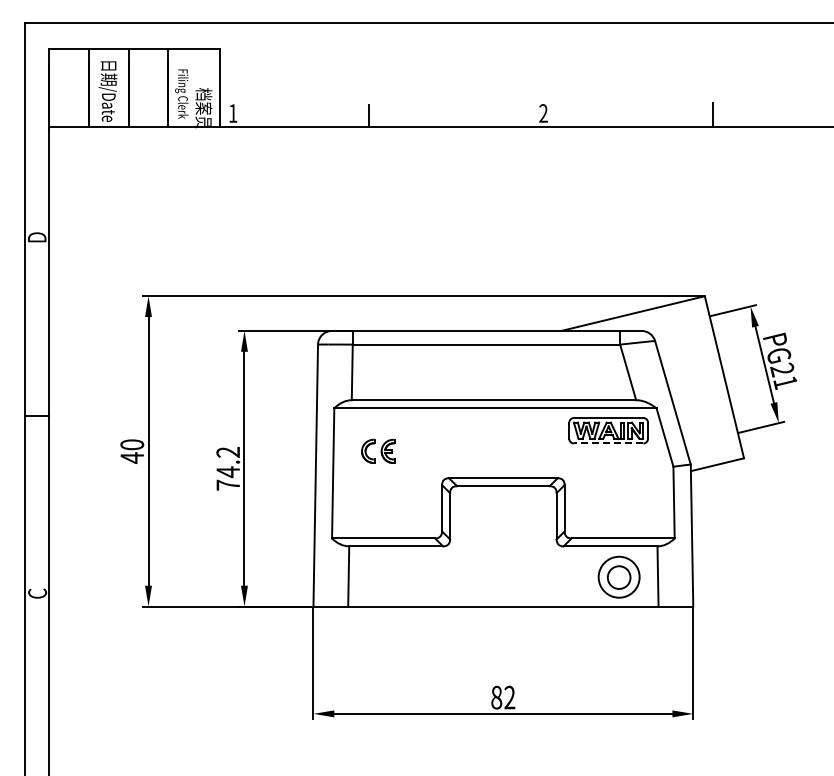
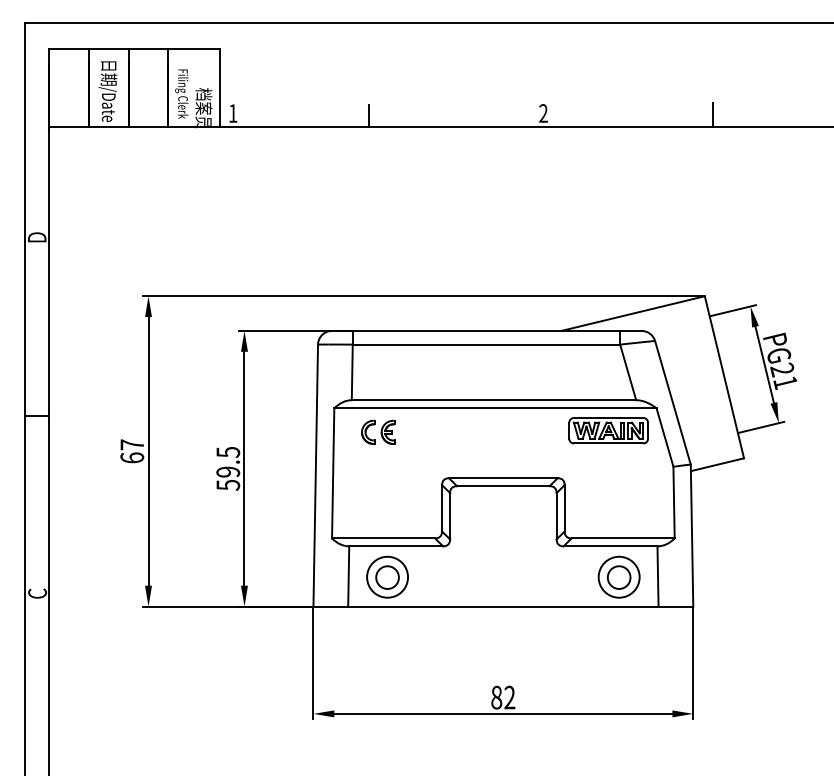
line: dashed -> solid (608, 443)
part position: (378, 450) -> (378, 431) (378, 431)
text: 40 -> 67 (132, 451)
text: 74.2 -> 59.5 (228, 468)
part: none -> present (387, 576)
